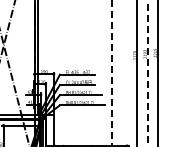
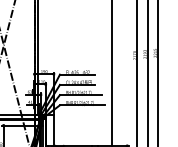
line: dashed -> solid (112, 73)
line: dashed -> solid (147, 73)
